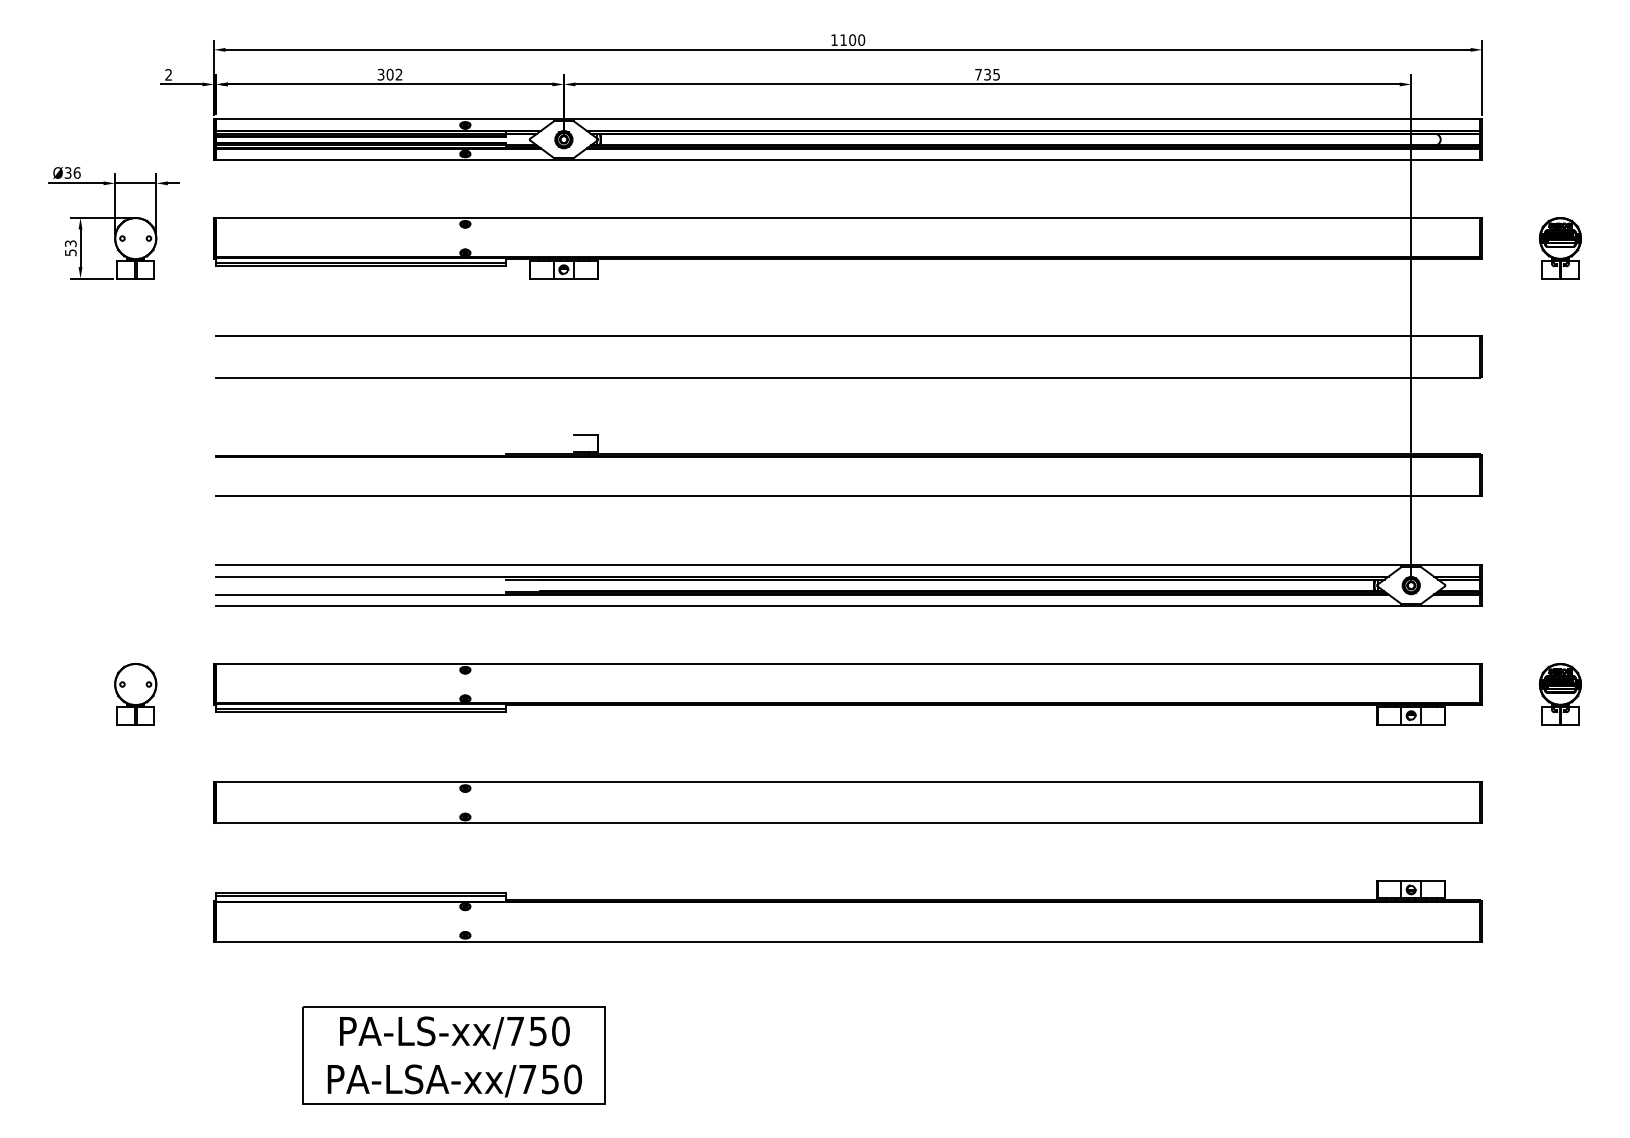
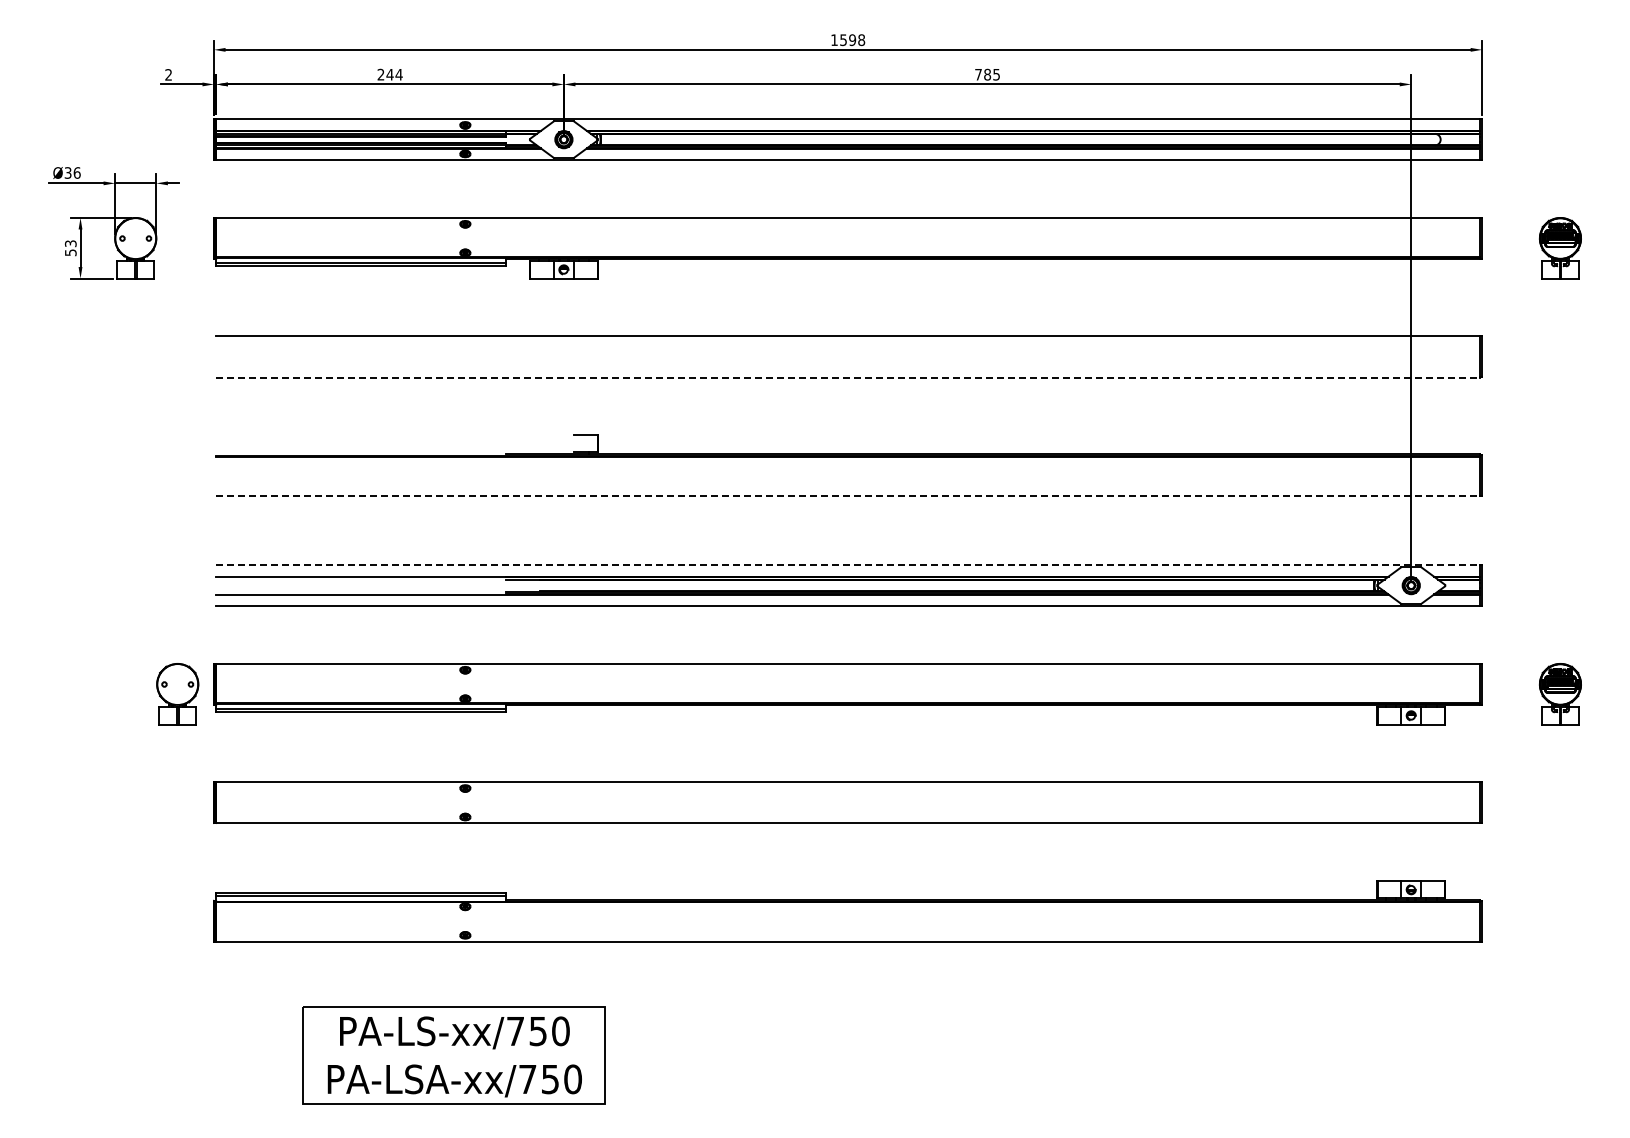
text: 1100 -> 1598 (852, 40)
text: 302 -> 244 (389, 74)
text: 735 -> 785 (987, 74)
line: solid -> dashed (848, 377)
line: solid -> dashed (848, 495)
line: solid -> dashed (848, 564)
part position: (135, 694) -> (177, 694) (177, 694)
